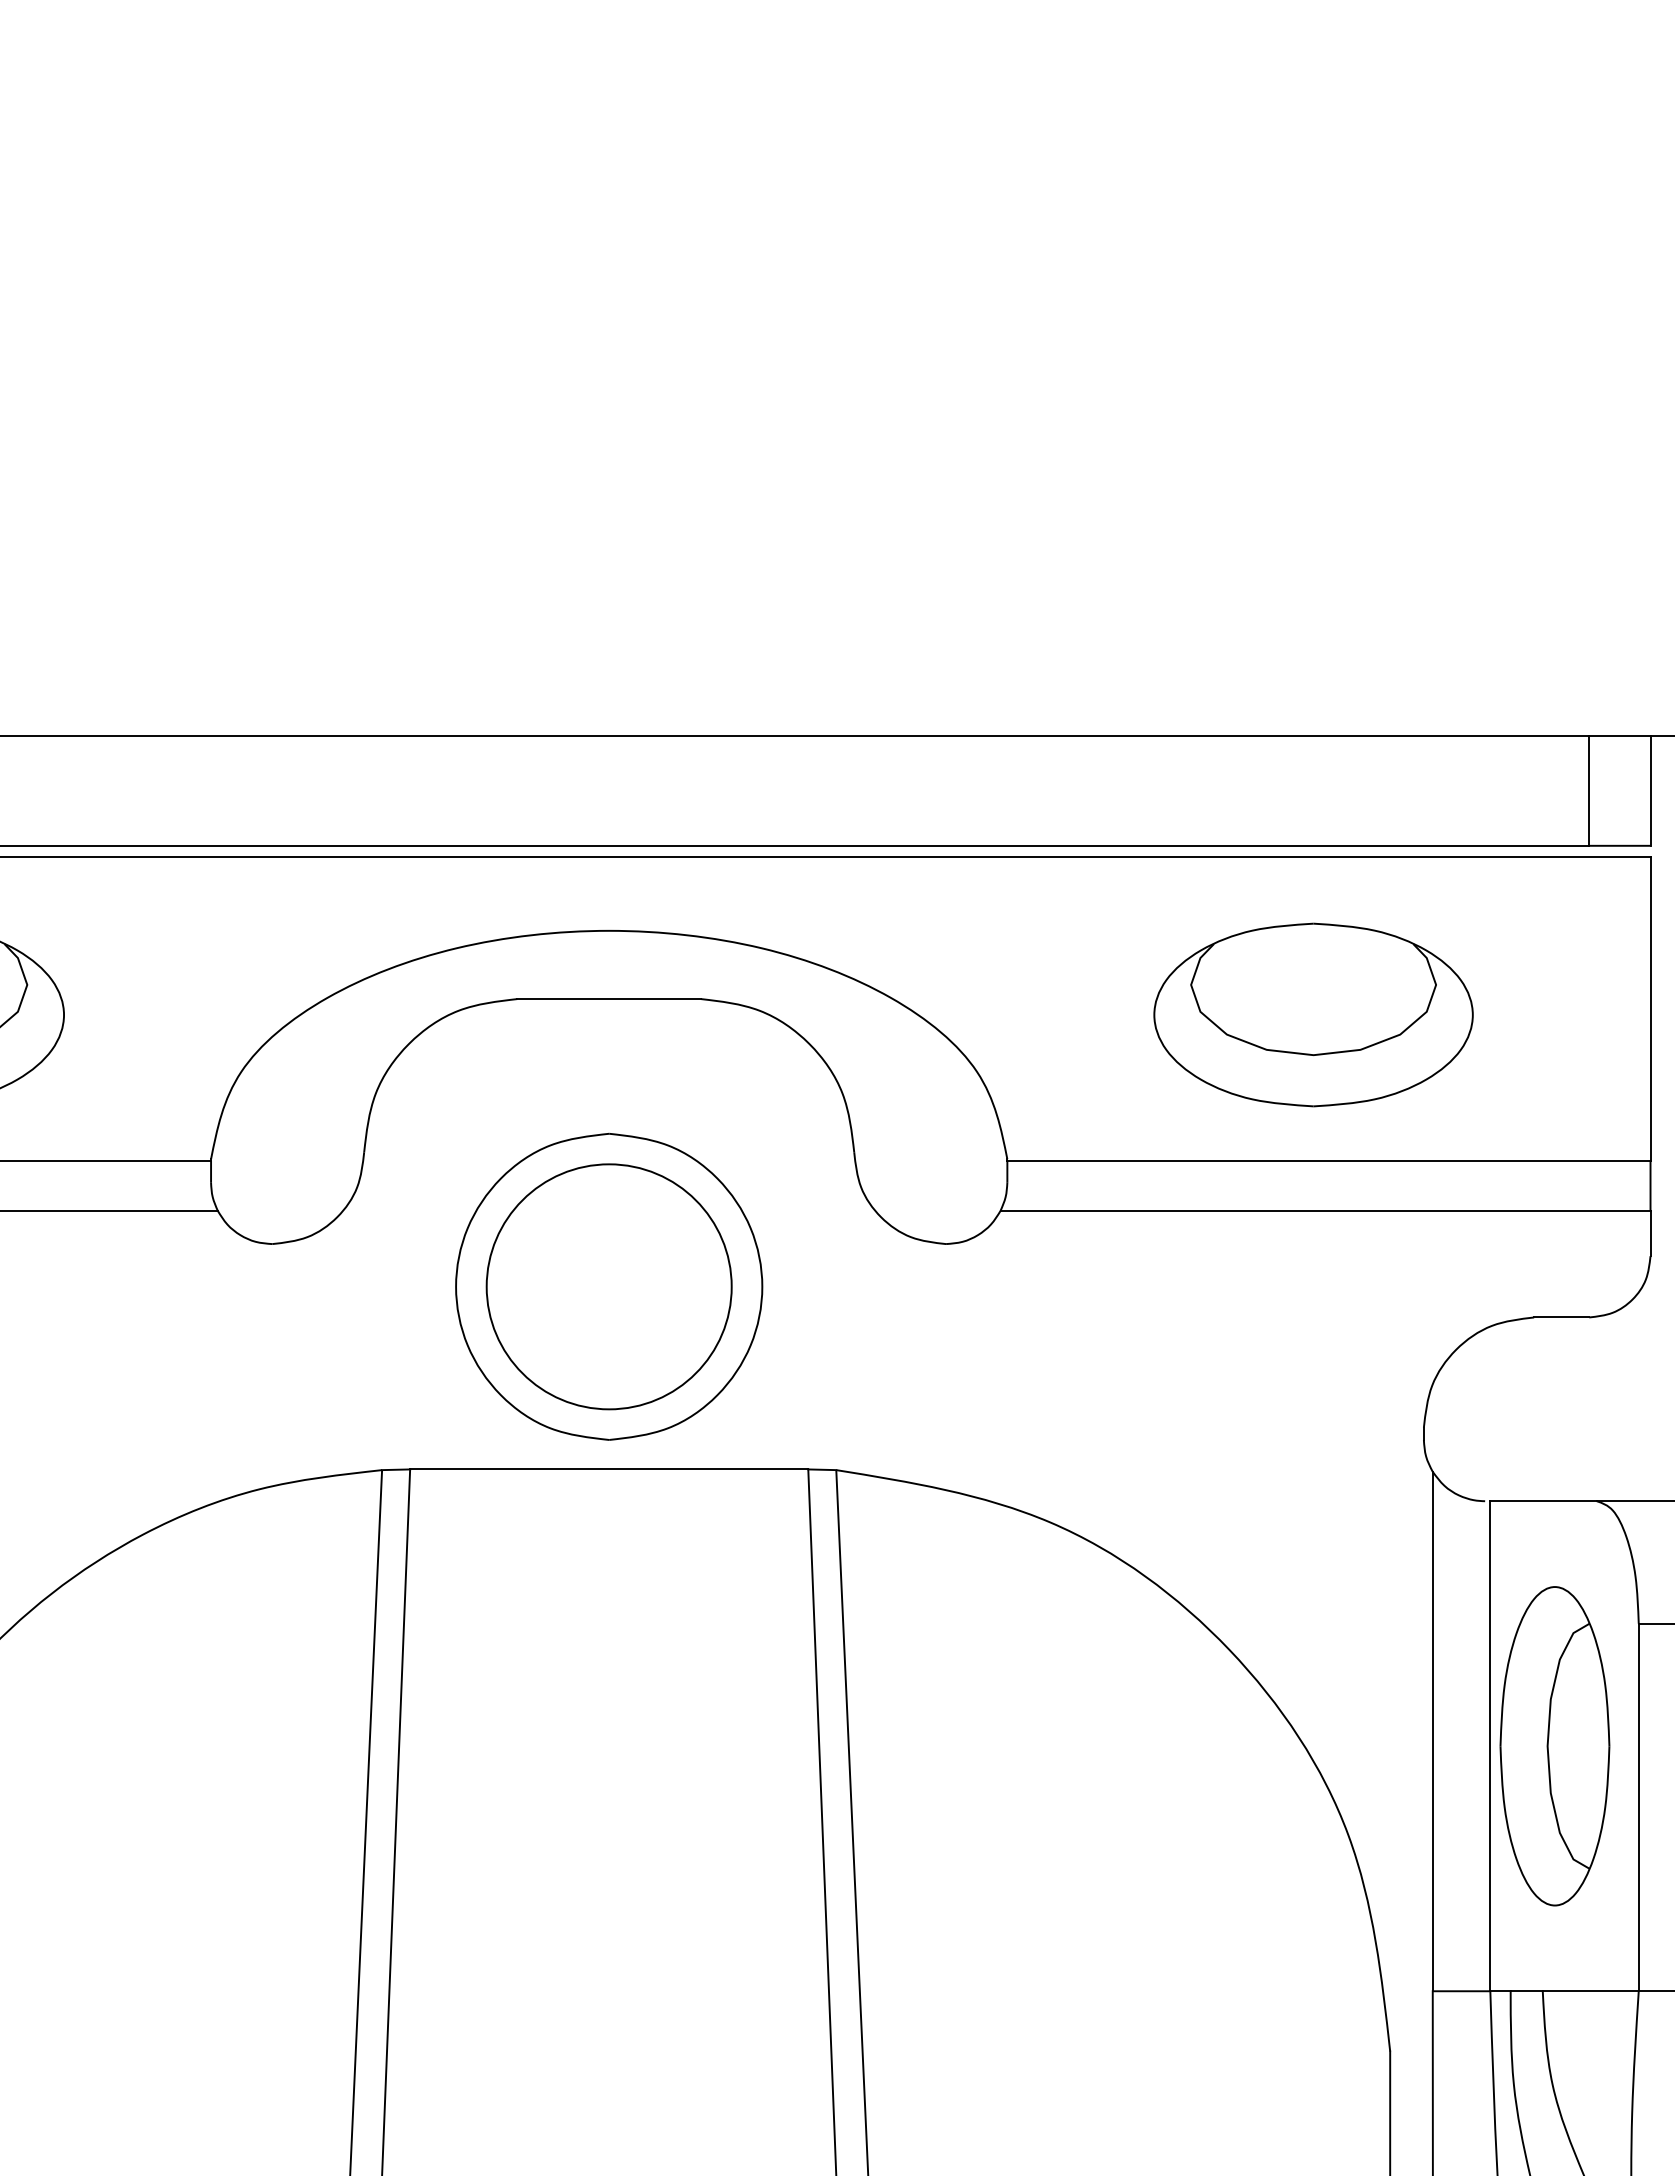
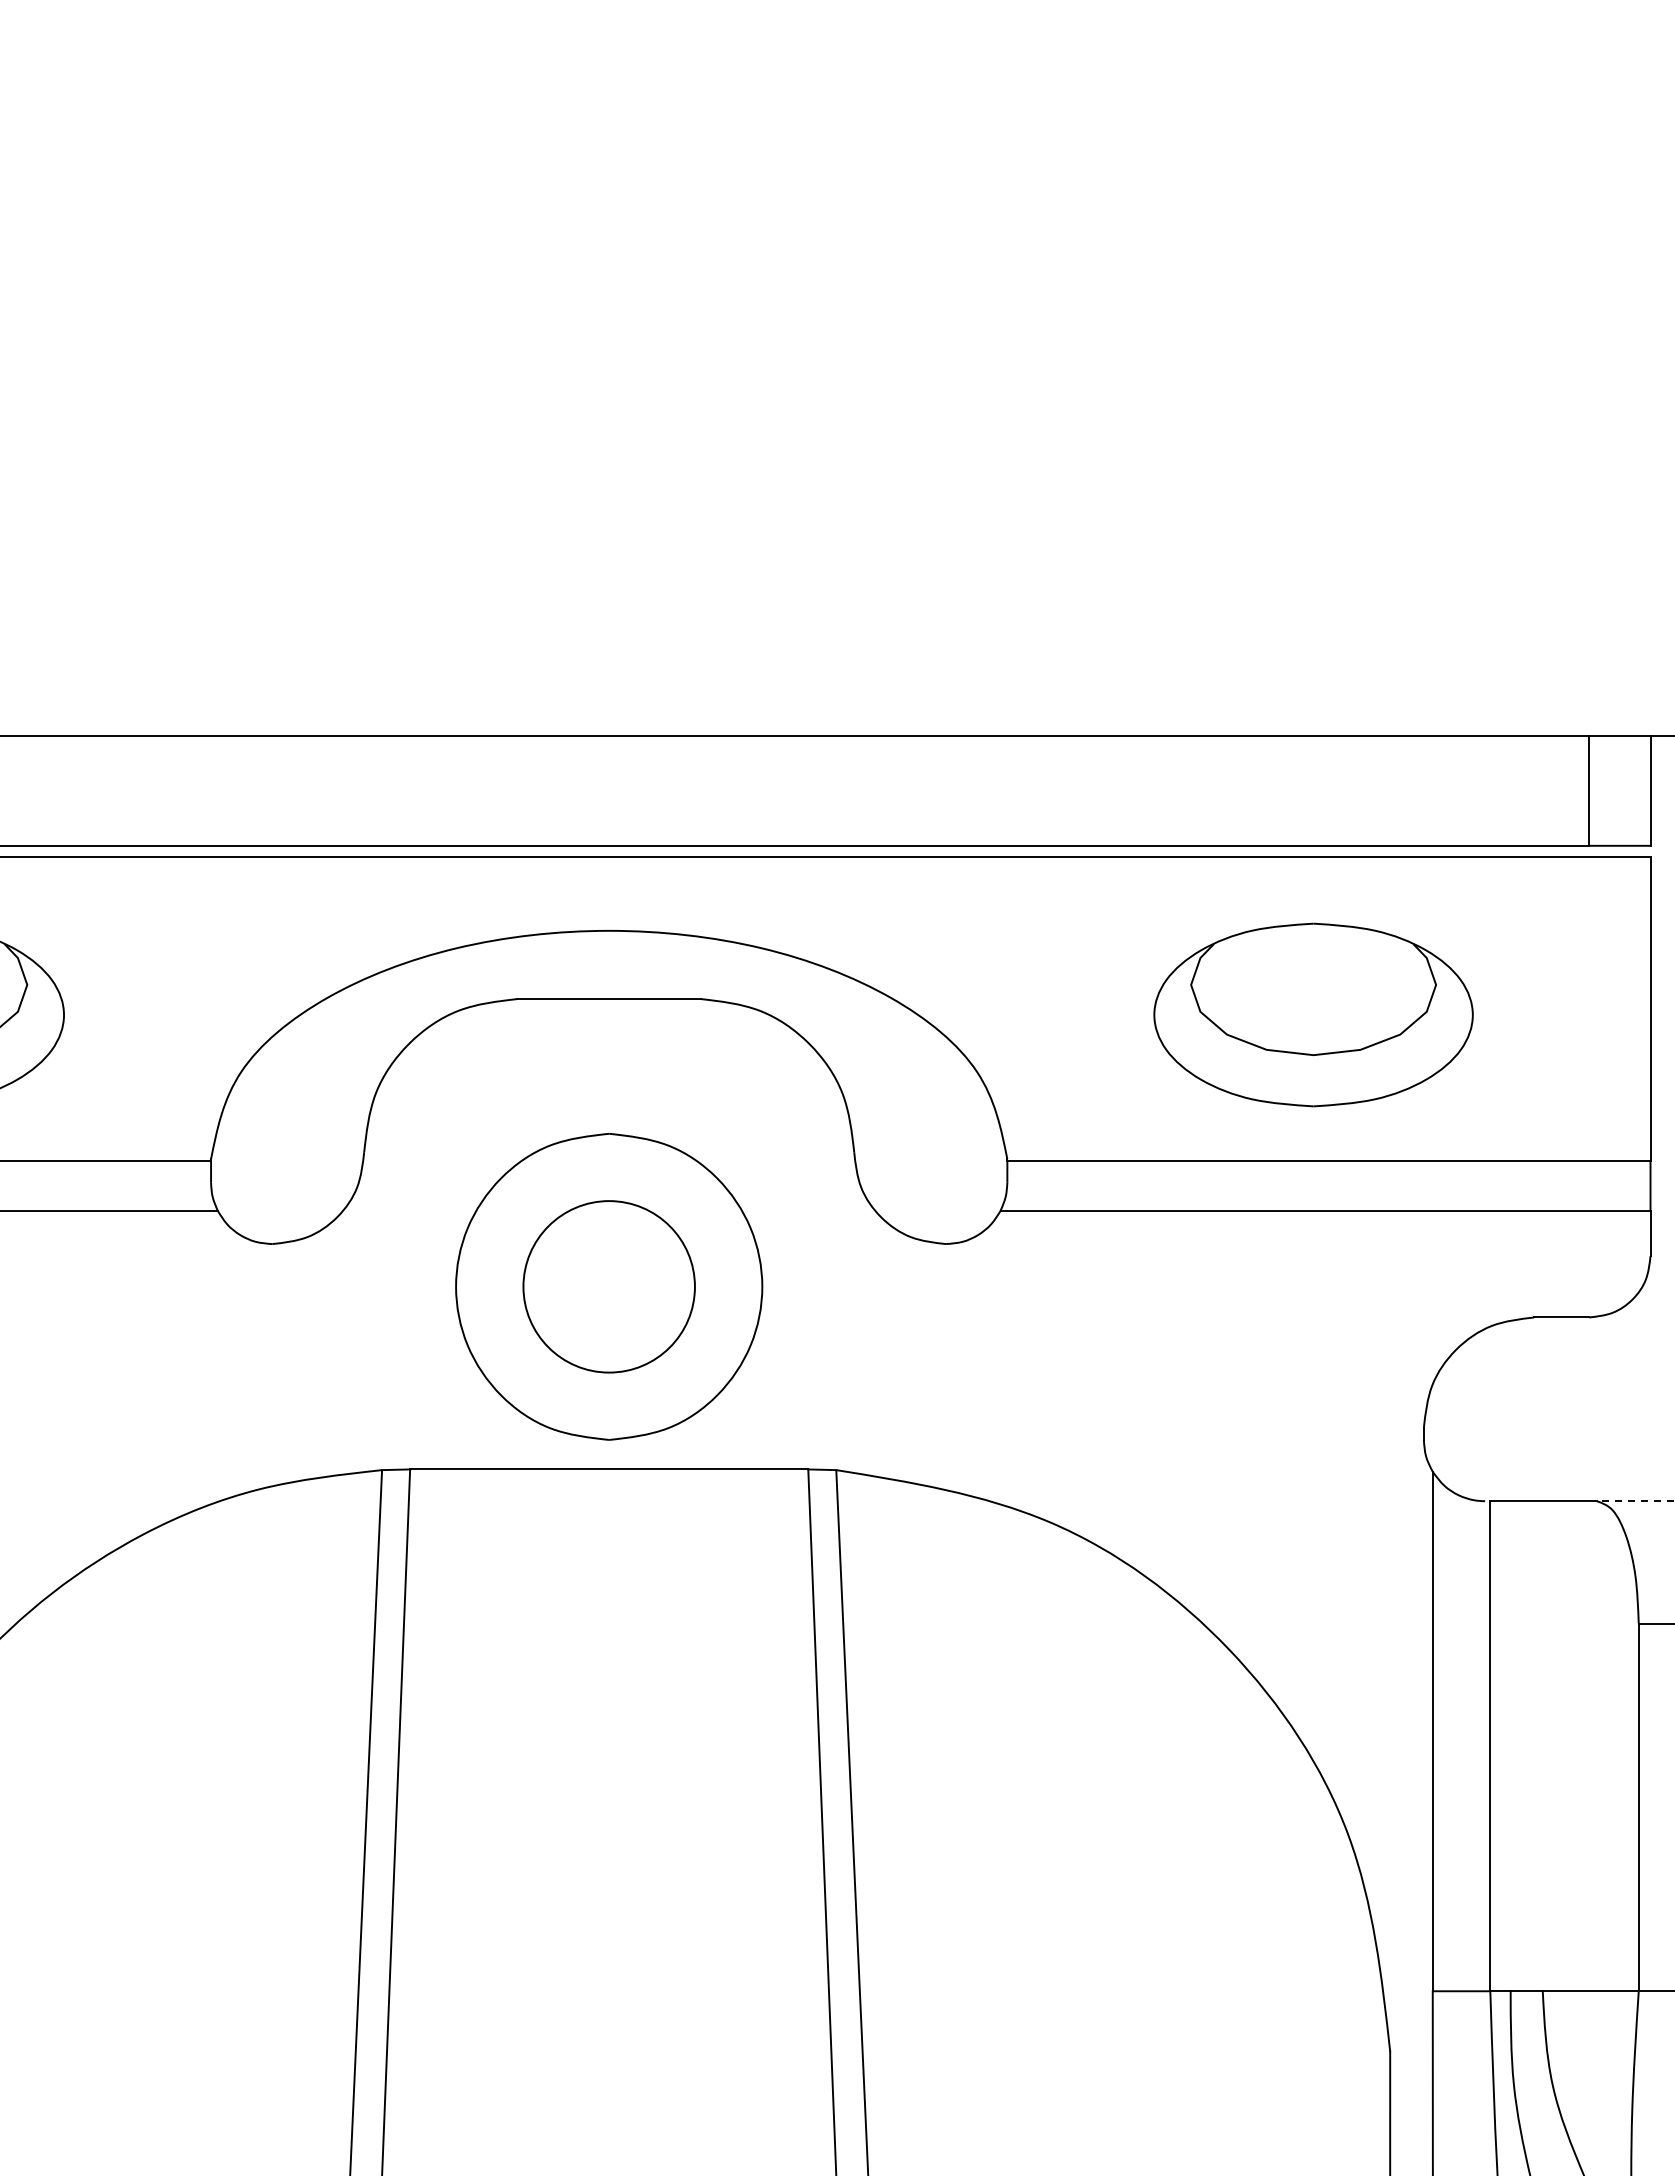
circle diameter: 245 px -> 172 px (608, 1286)
line: solid -> dashed (1635, 1501)
part: present -> none (1554, 1746)
